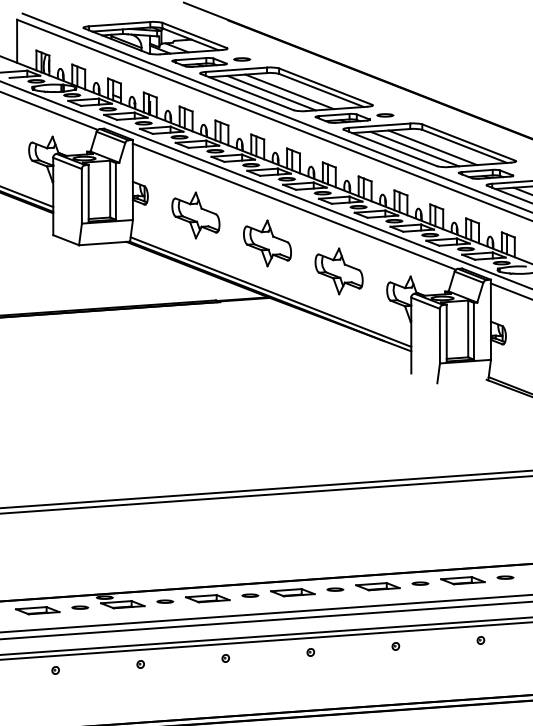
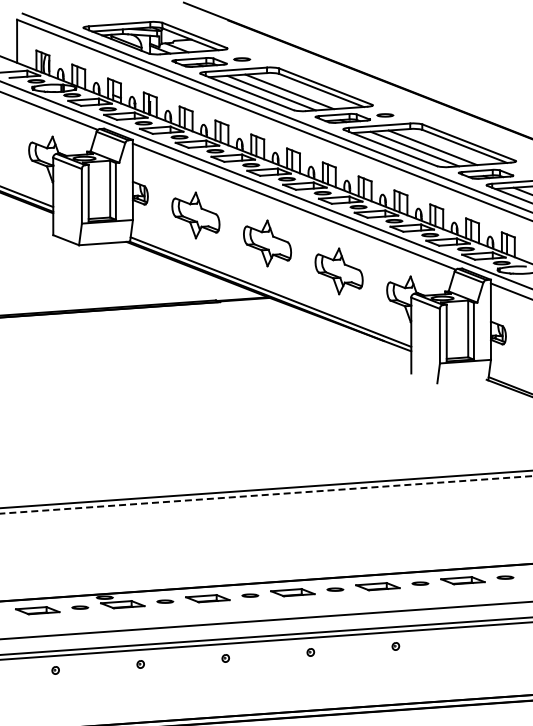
line: solid -> dashed (265, 494)
line: present -> none (265, 613)
part: present -> none (480, 640)
